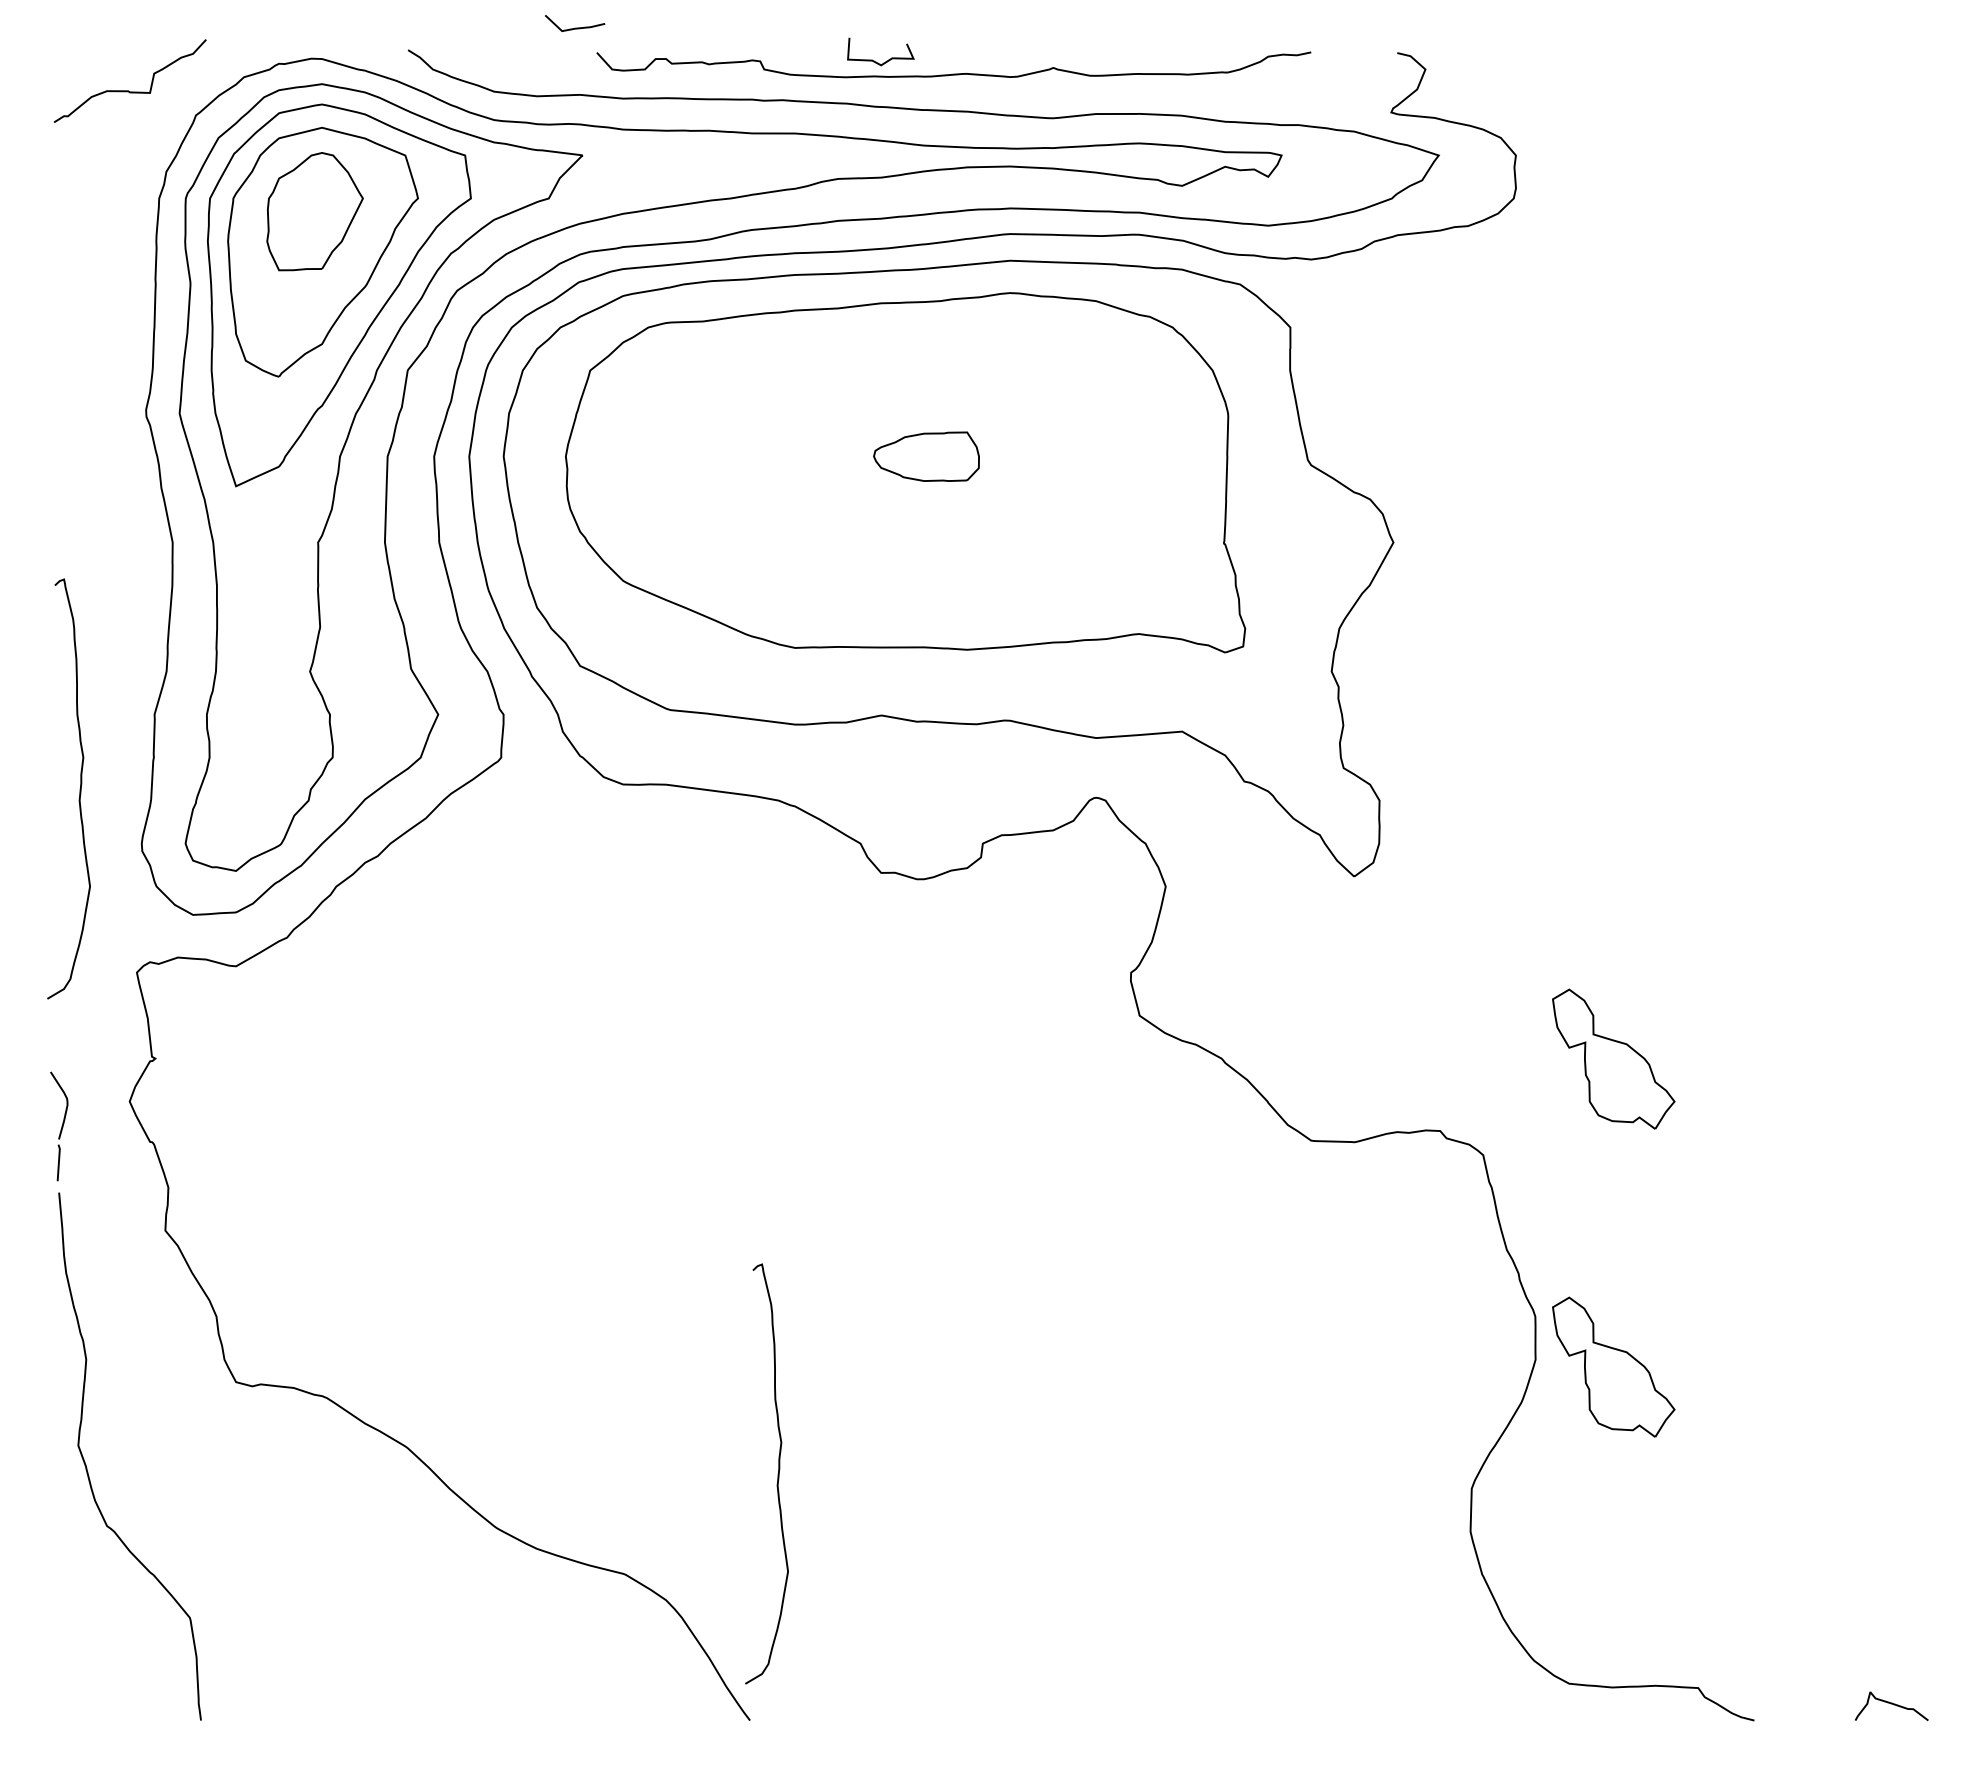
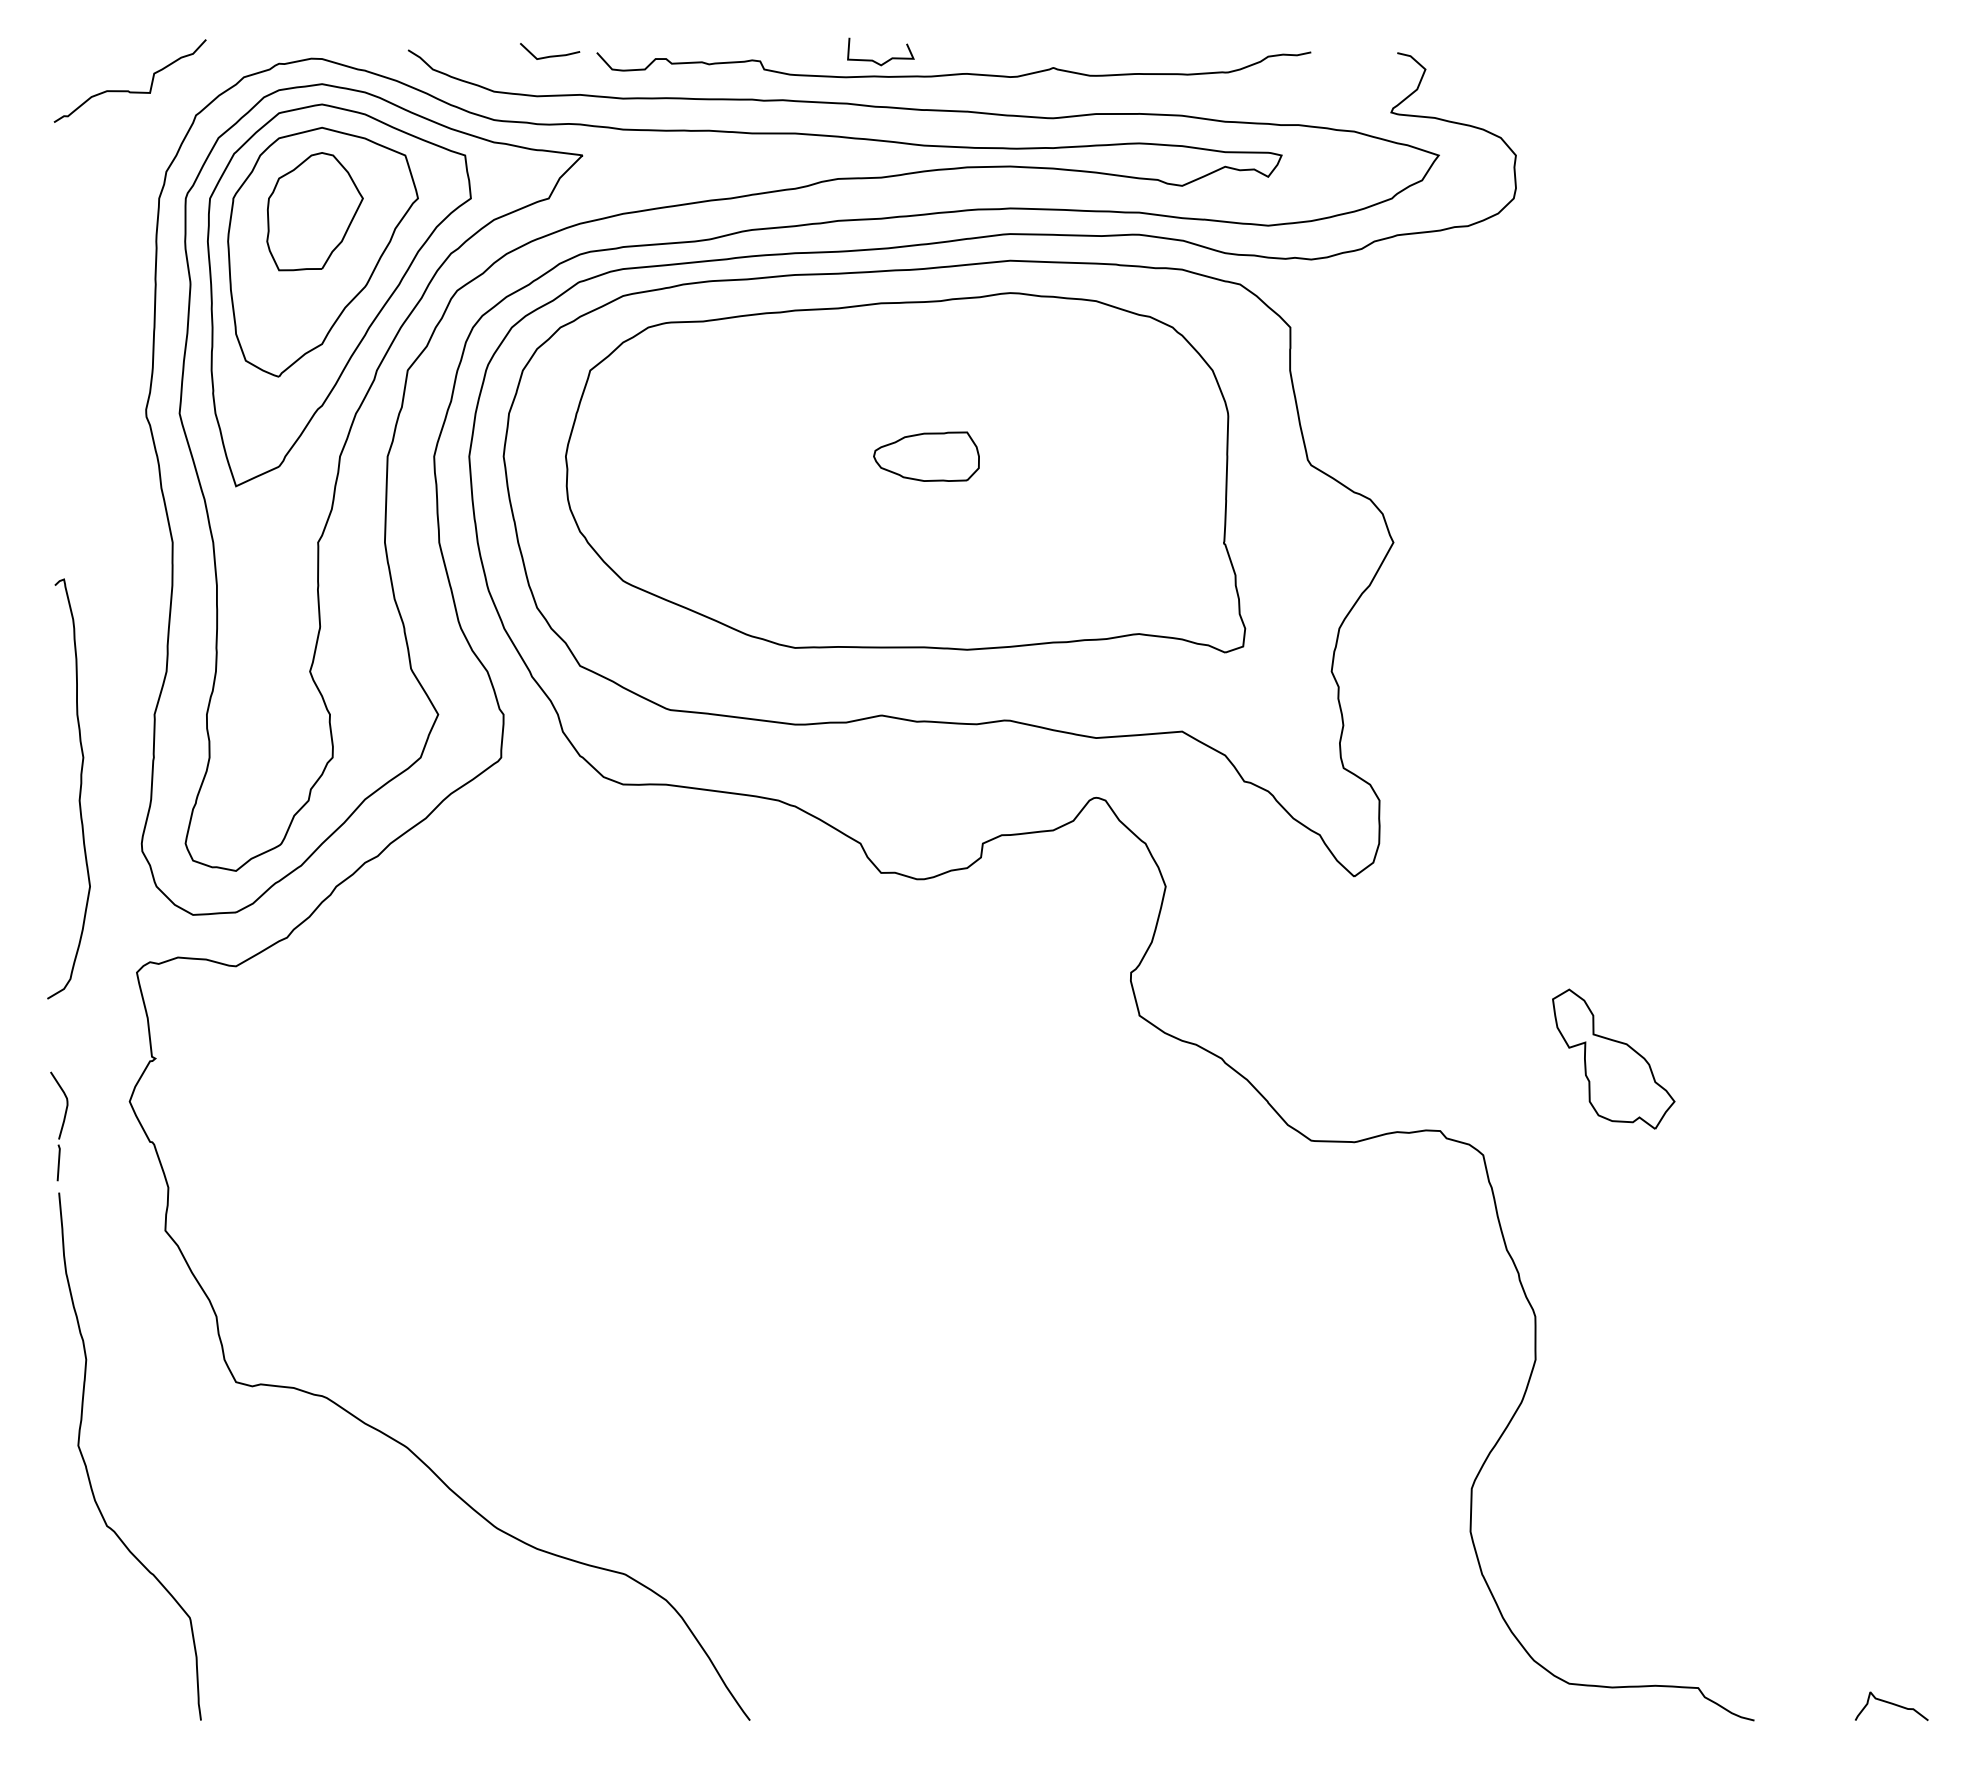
line position: (575, 27) -> (550, 55) (550, 55)
part: present -> none (1613, 1366)
curve: present -> none (777, 1473)
